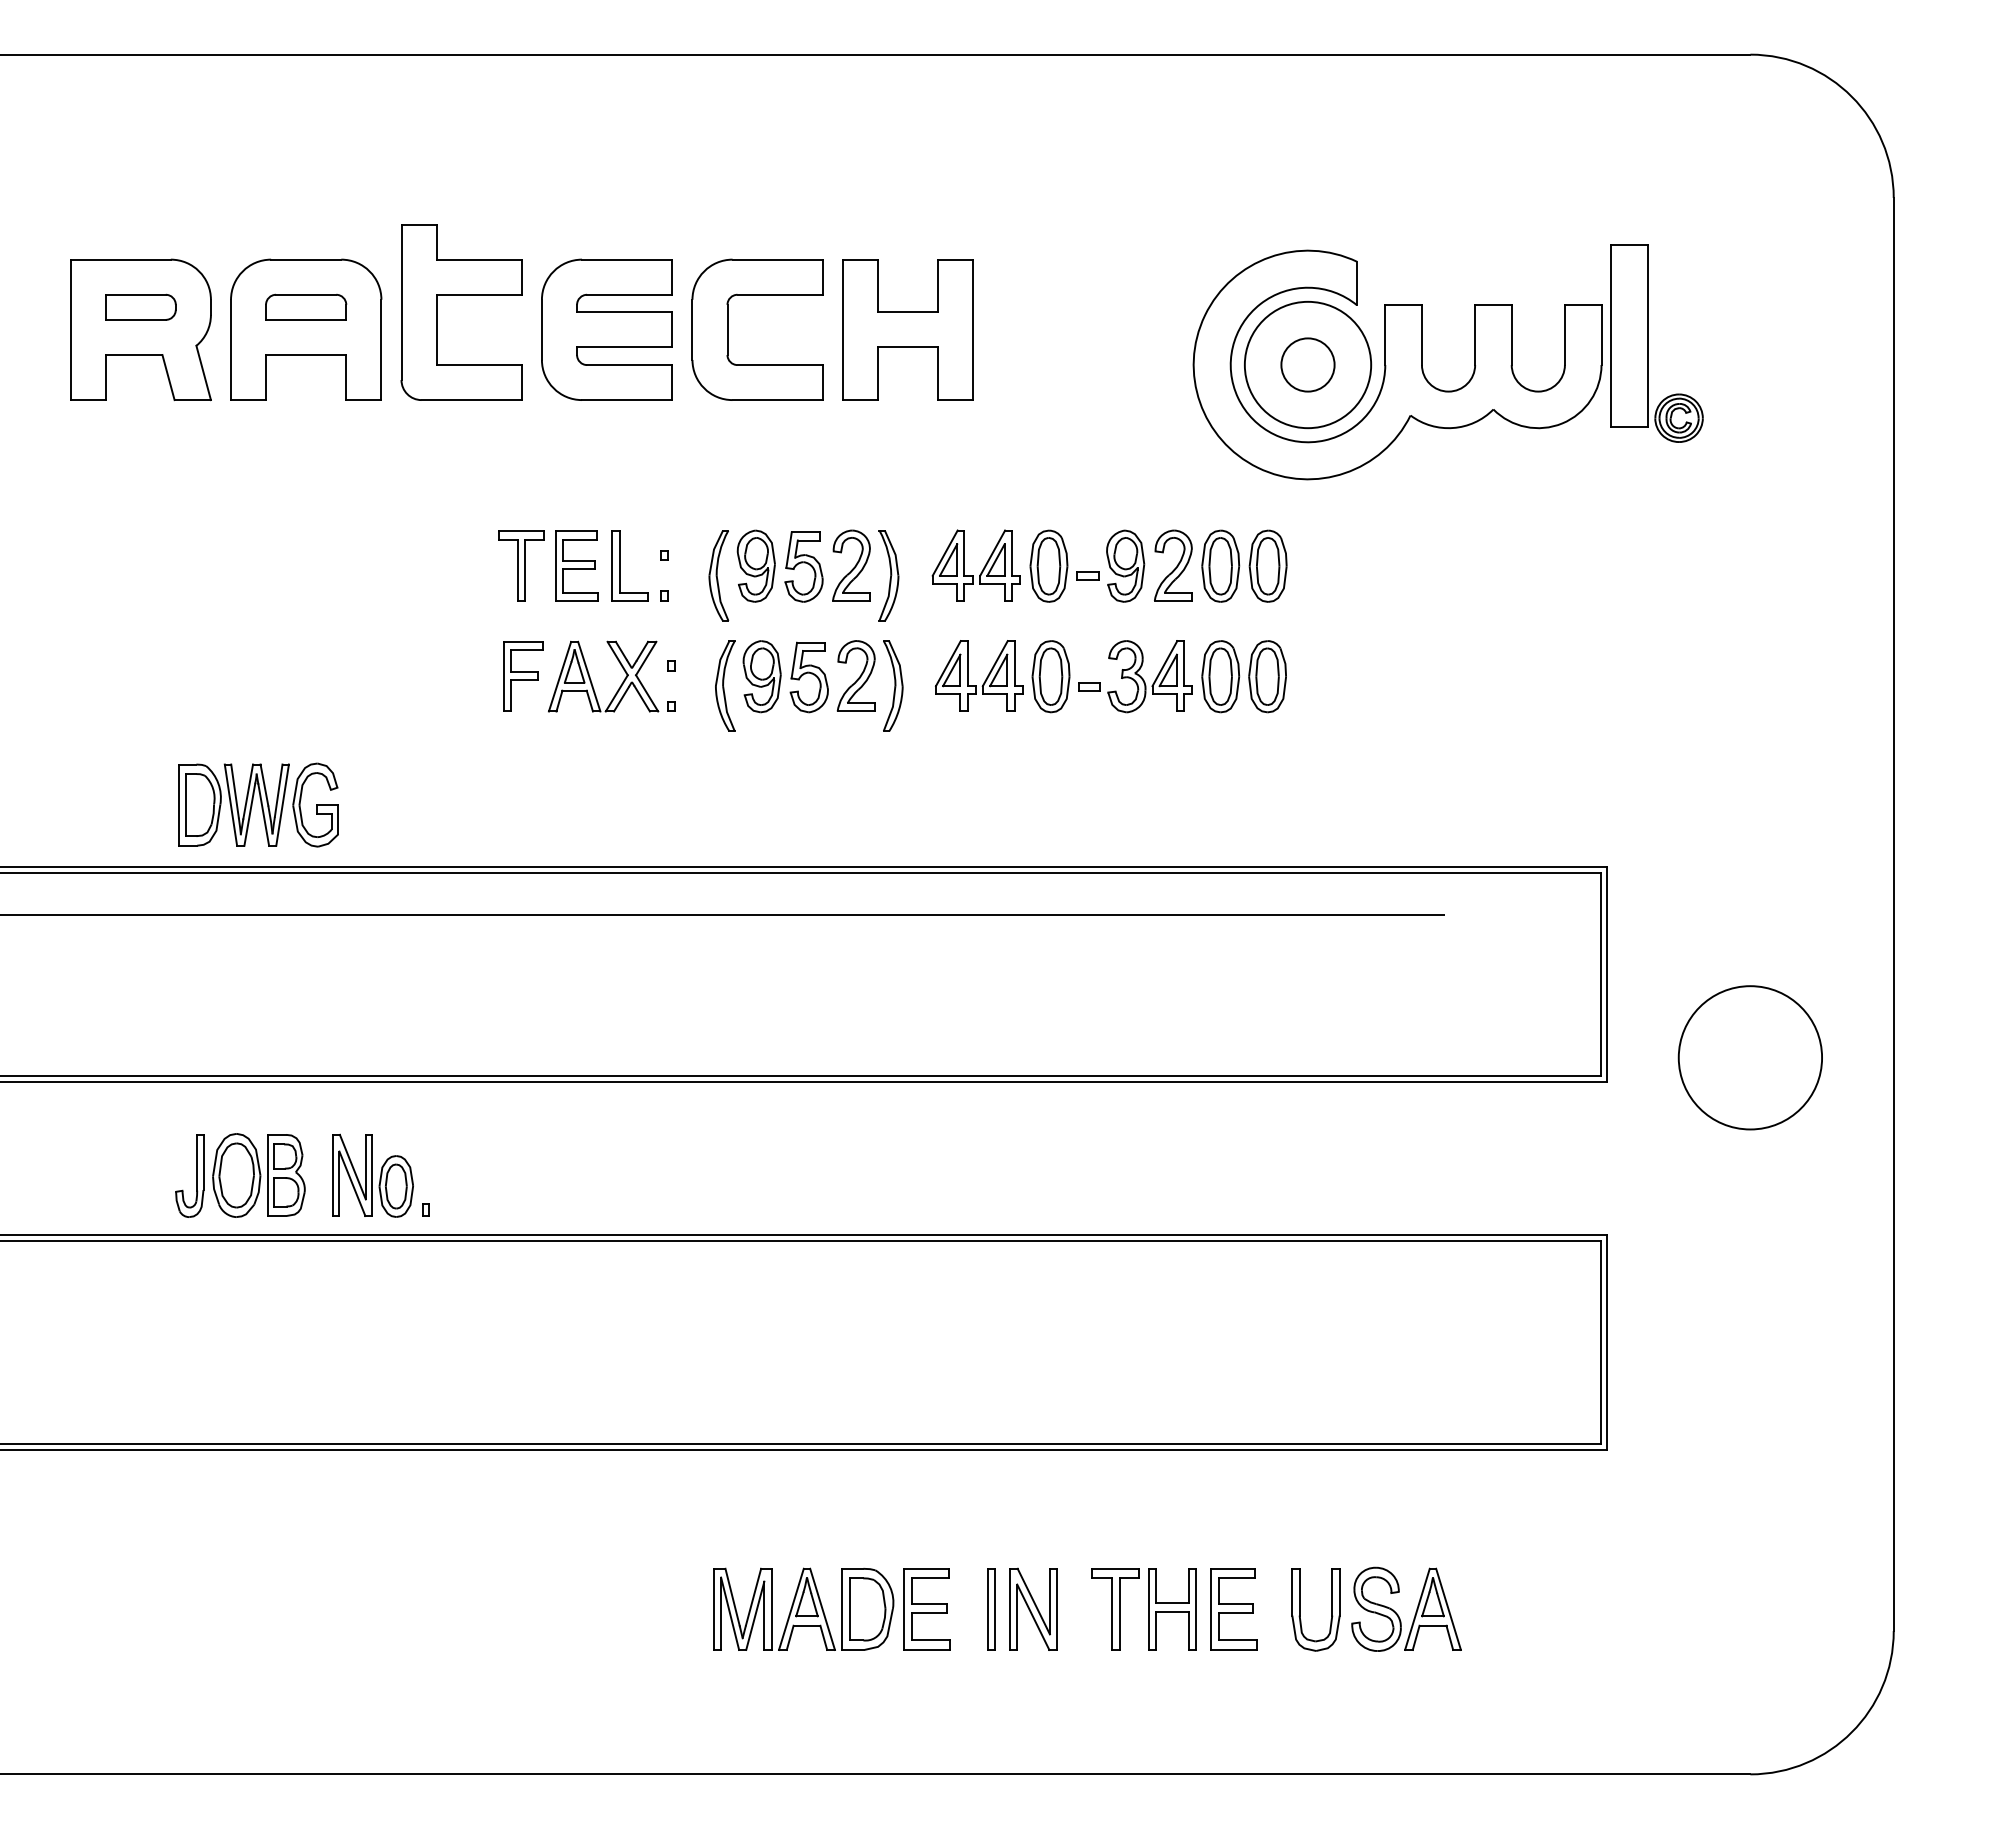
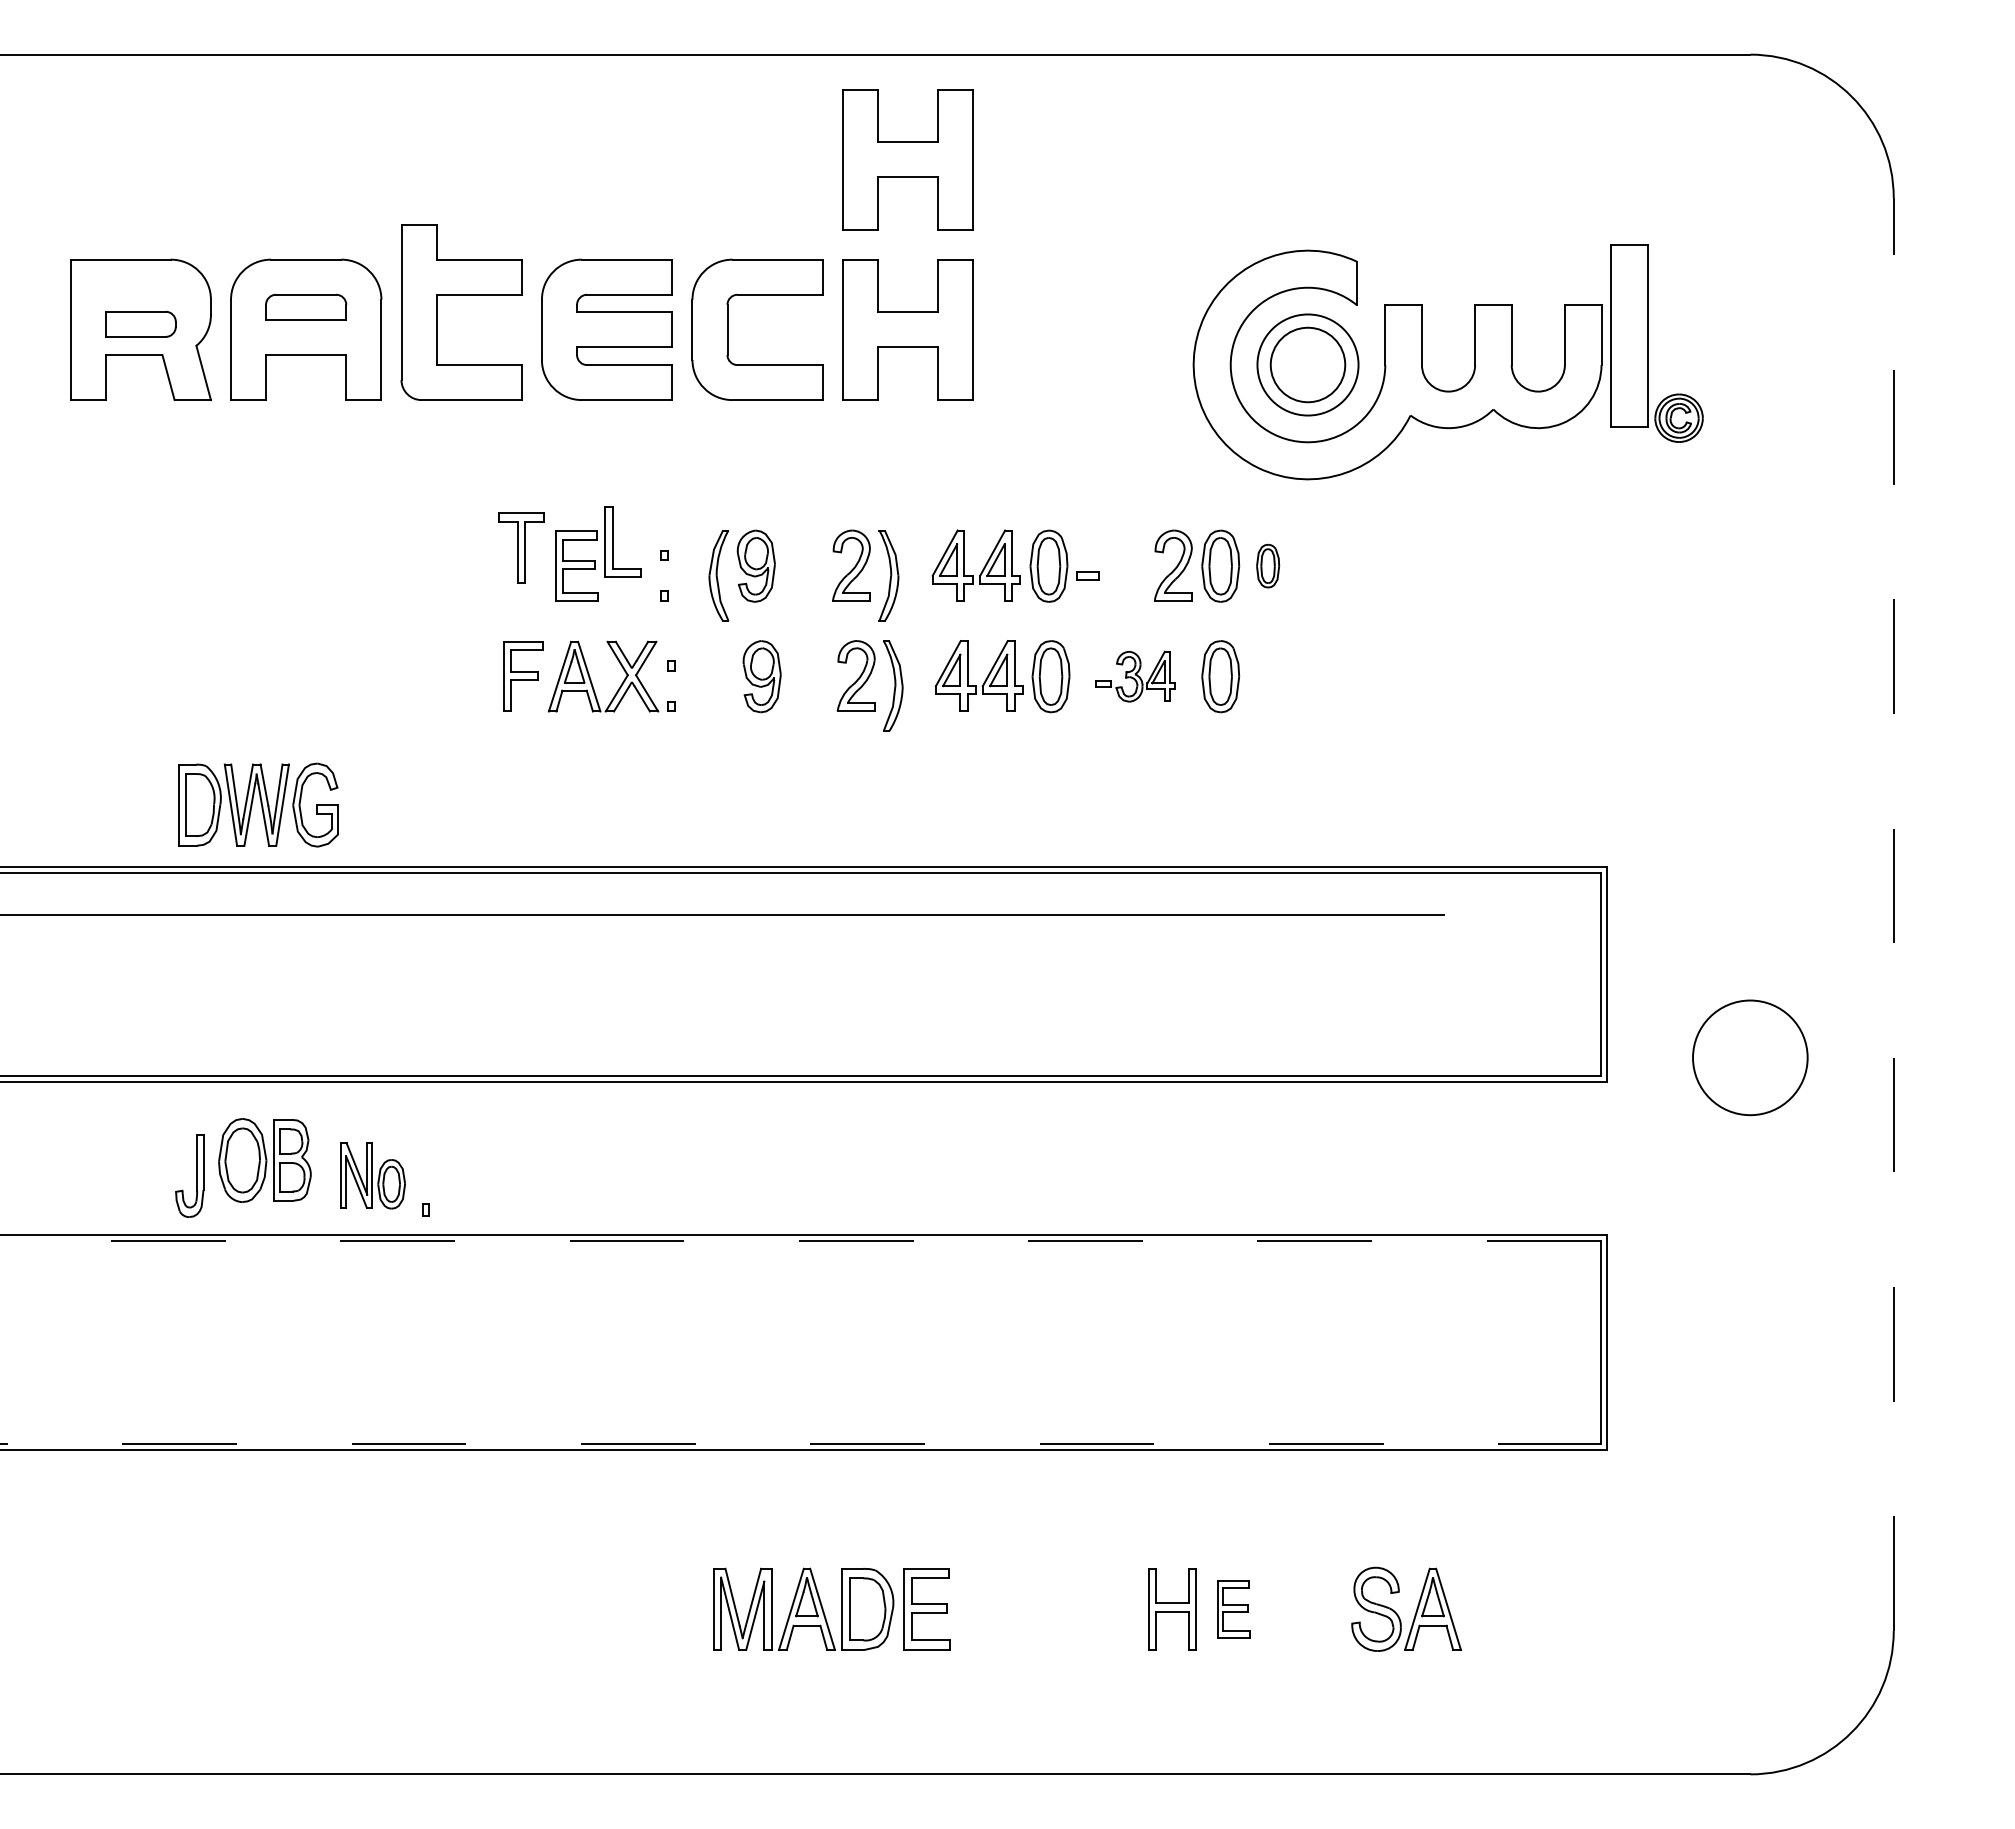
part: none -> present (907, 159)
part position: (140, 306) -> (140, 323) (140, 323)
circle diameter: 126 px -> 101 px (1307, 364)
circle diameter: 53 px -> 74 px (1307, 364)
part position: (521, 565) -> (521, 547) (521, 547)
part position: (620, 565) -> (613, 541) (613, 541)
part: present -> none (1125, 565)
part size: 40x74 px -> 25x46 px (1268, 565)
part: present -> none (803, 566)
part size: 115x74 px -> 81x53 px (1135, 676)
part: present -> none (1267, 676)
part: present -> none (808, 677)
part: present -> none (725, 685)
line: solid -> dashed (1893, 914)
circle size: 146x146 px -> 117x118 px (1750, 1057)
part position: (258, 1175) -> (264, 1160) (264, 1160)
part size: 82x85 px -> 66x68 px (372, 1175)
line: solid -> dashed (800, 1240)
line: solid -> dashed (801, 1444)
part: present -> none (1033, 1608)
part: present -> none (991, 1609)
part: present -> none (1115, 1609)
part size: 48x83 px -> 34x59 px (1233, 1609)
part: present -> none (1300, 1609)
